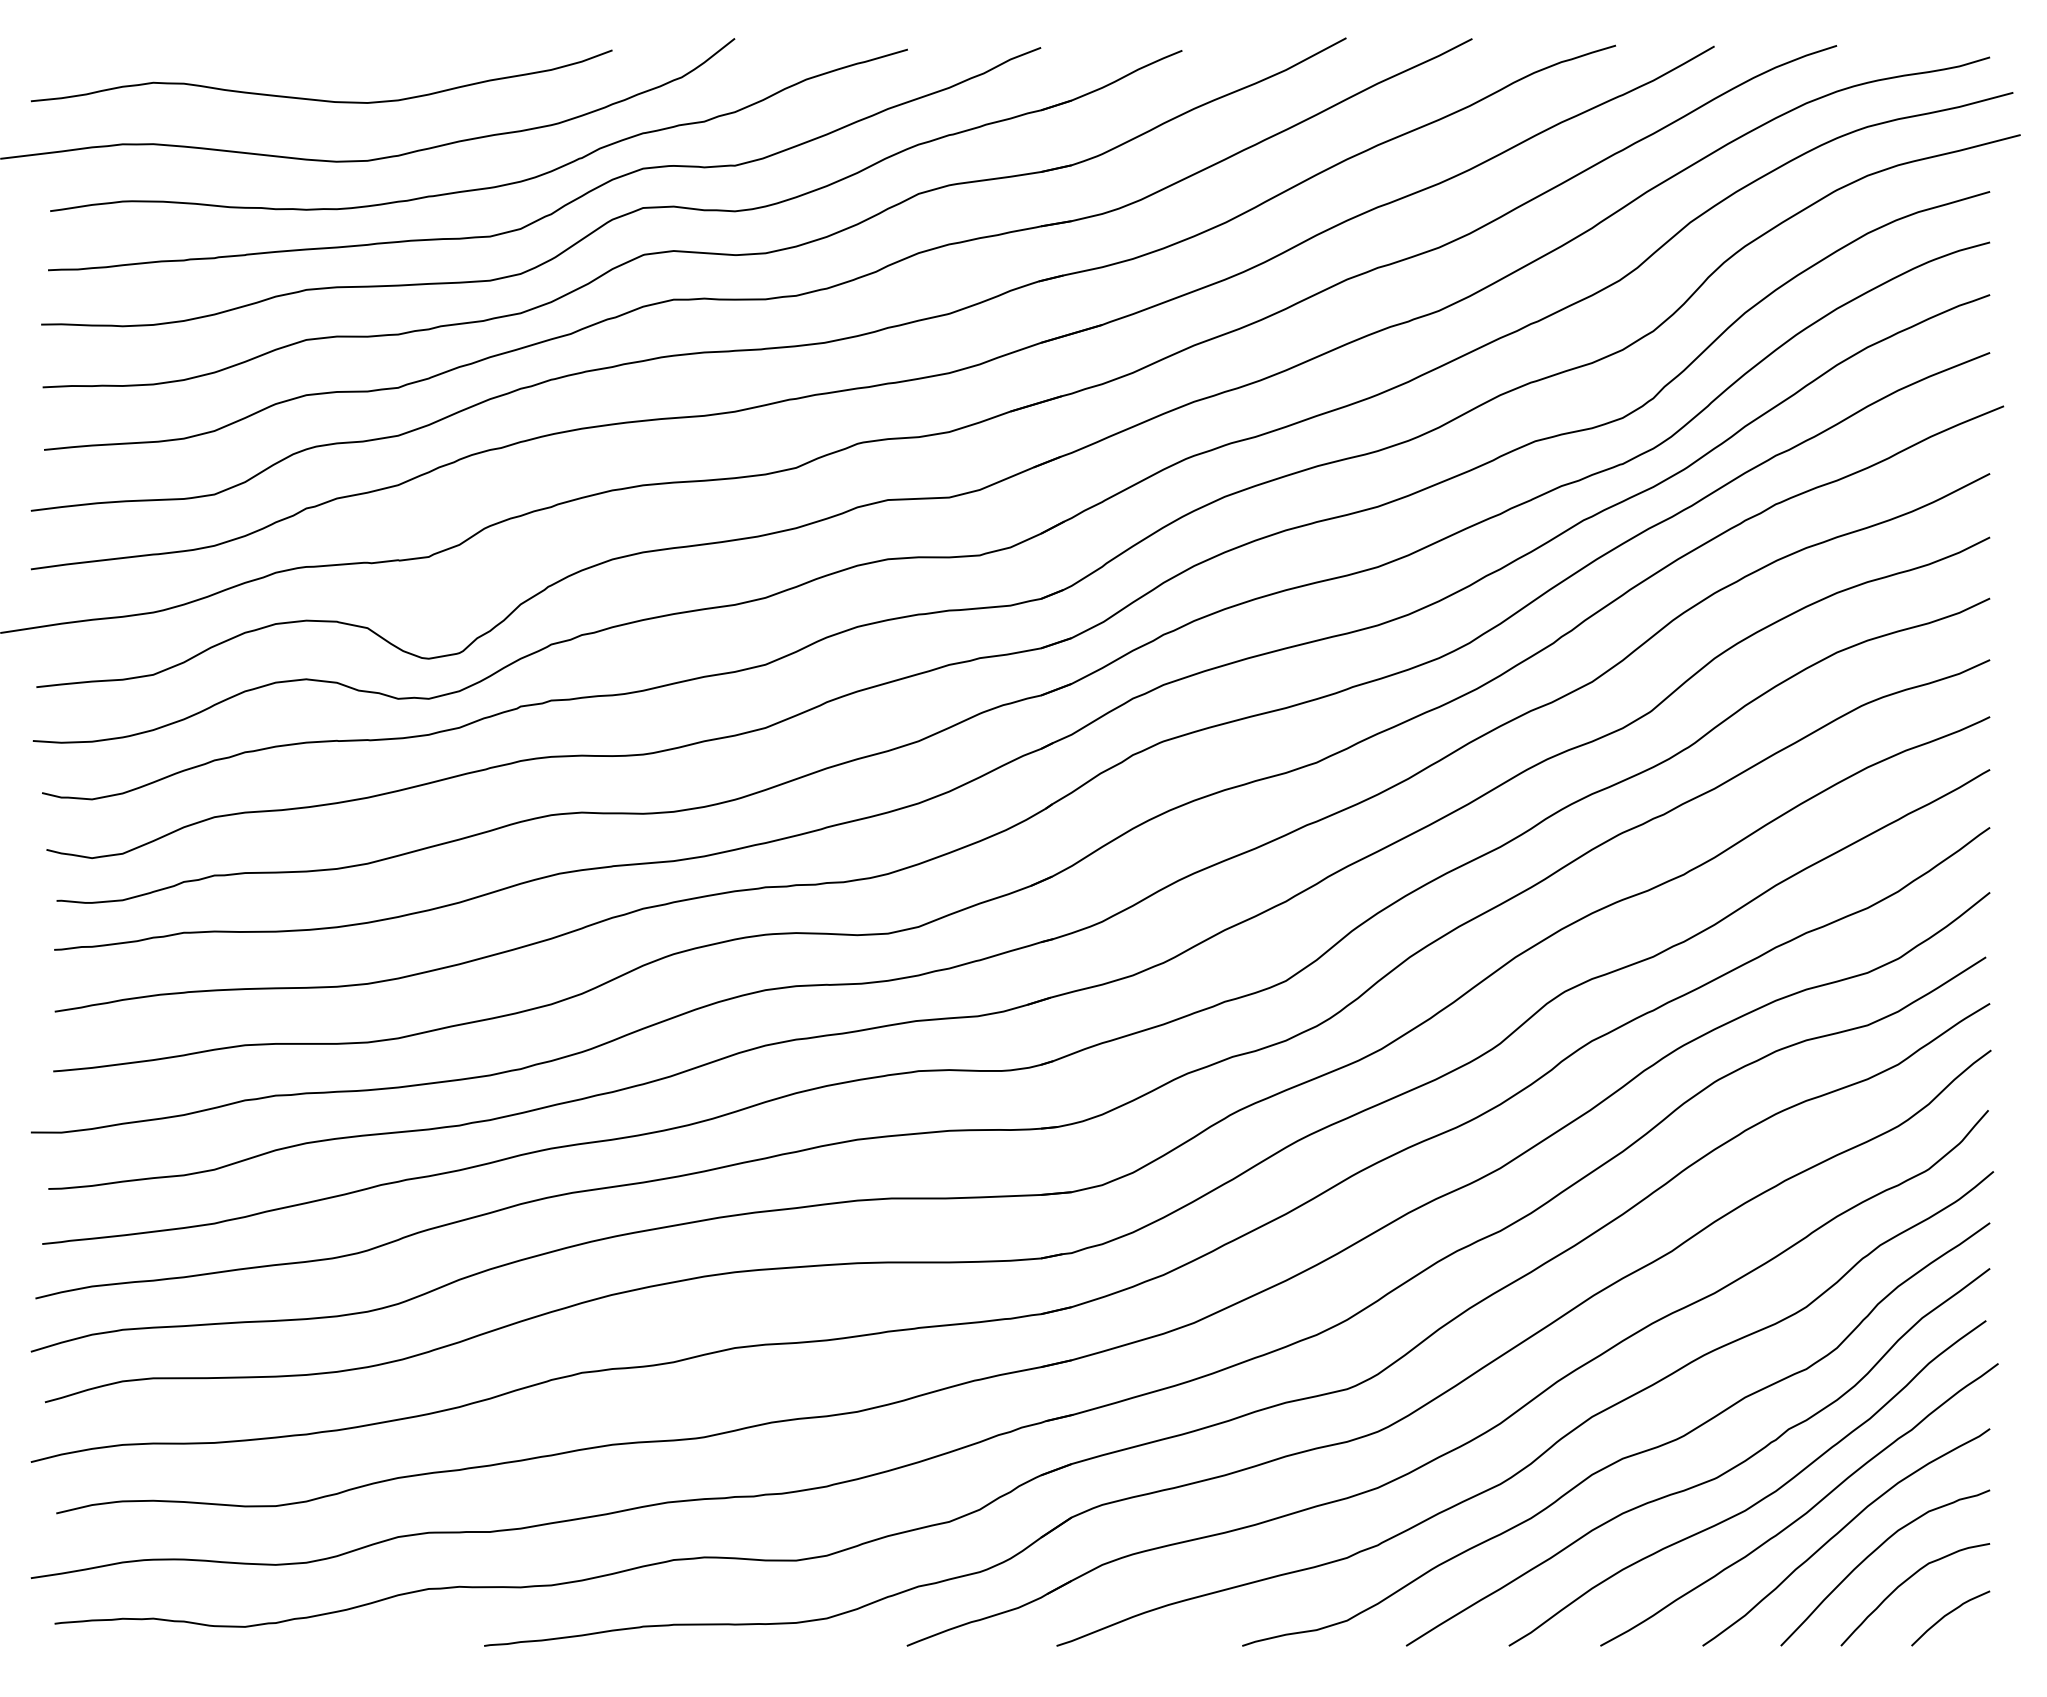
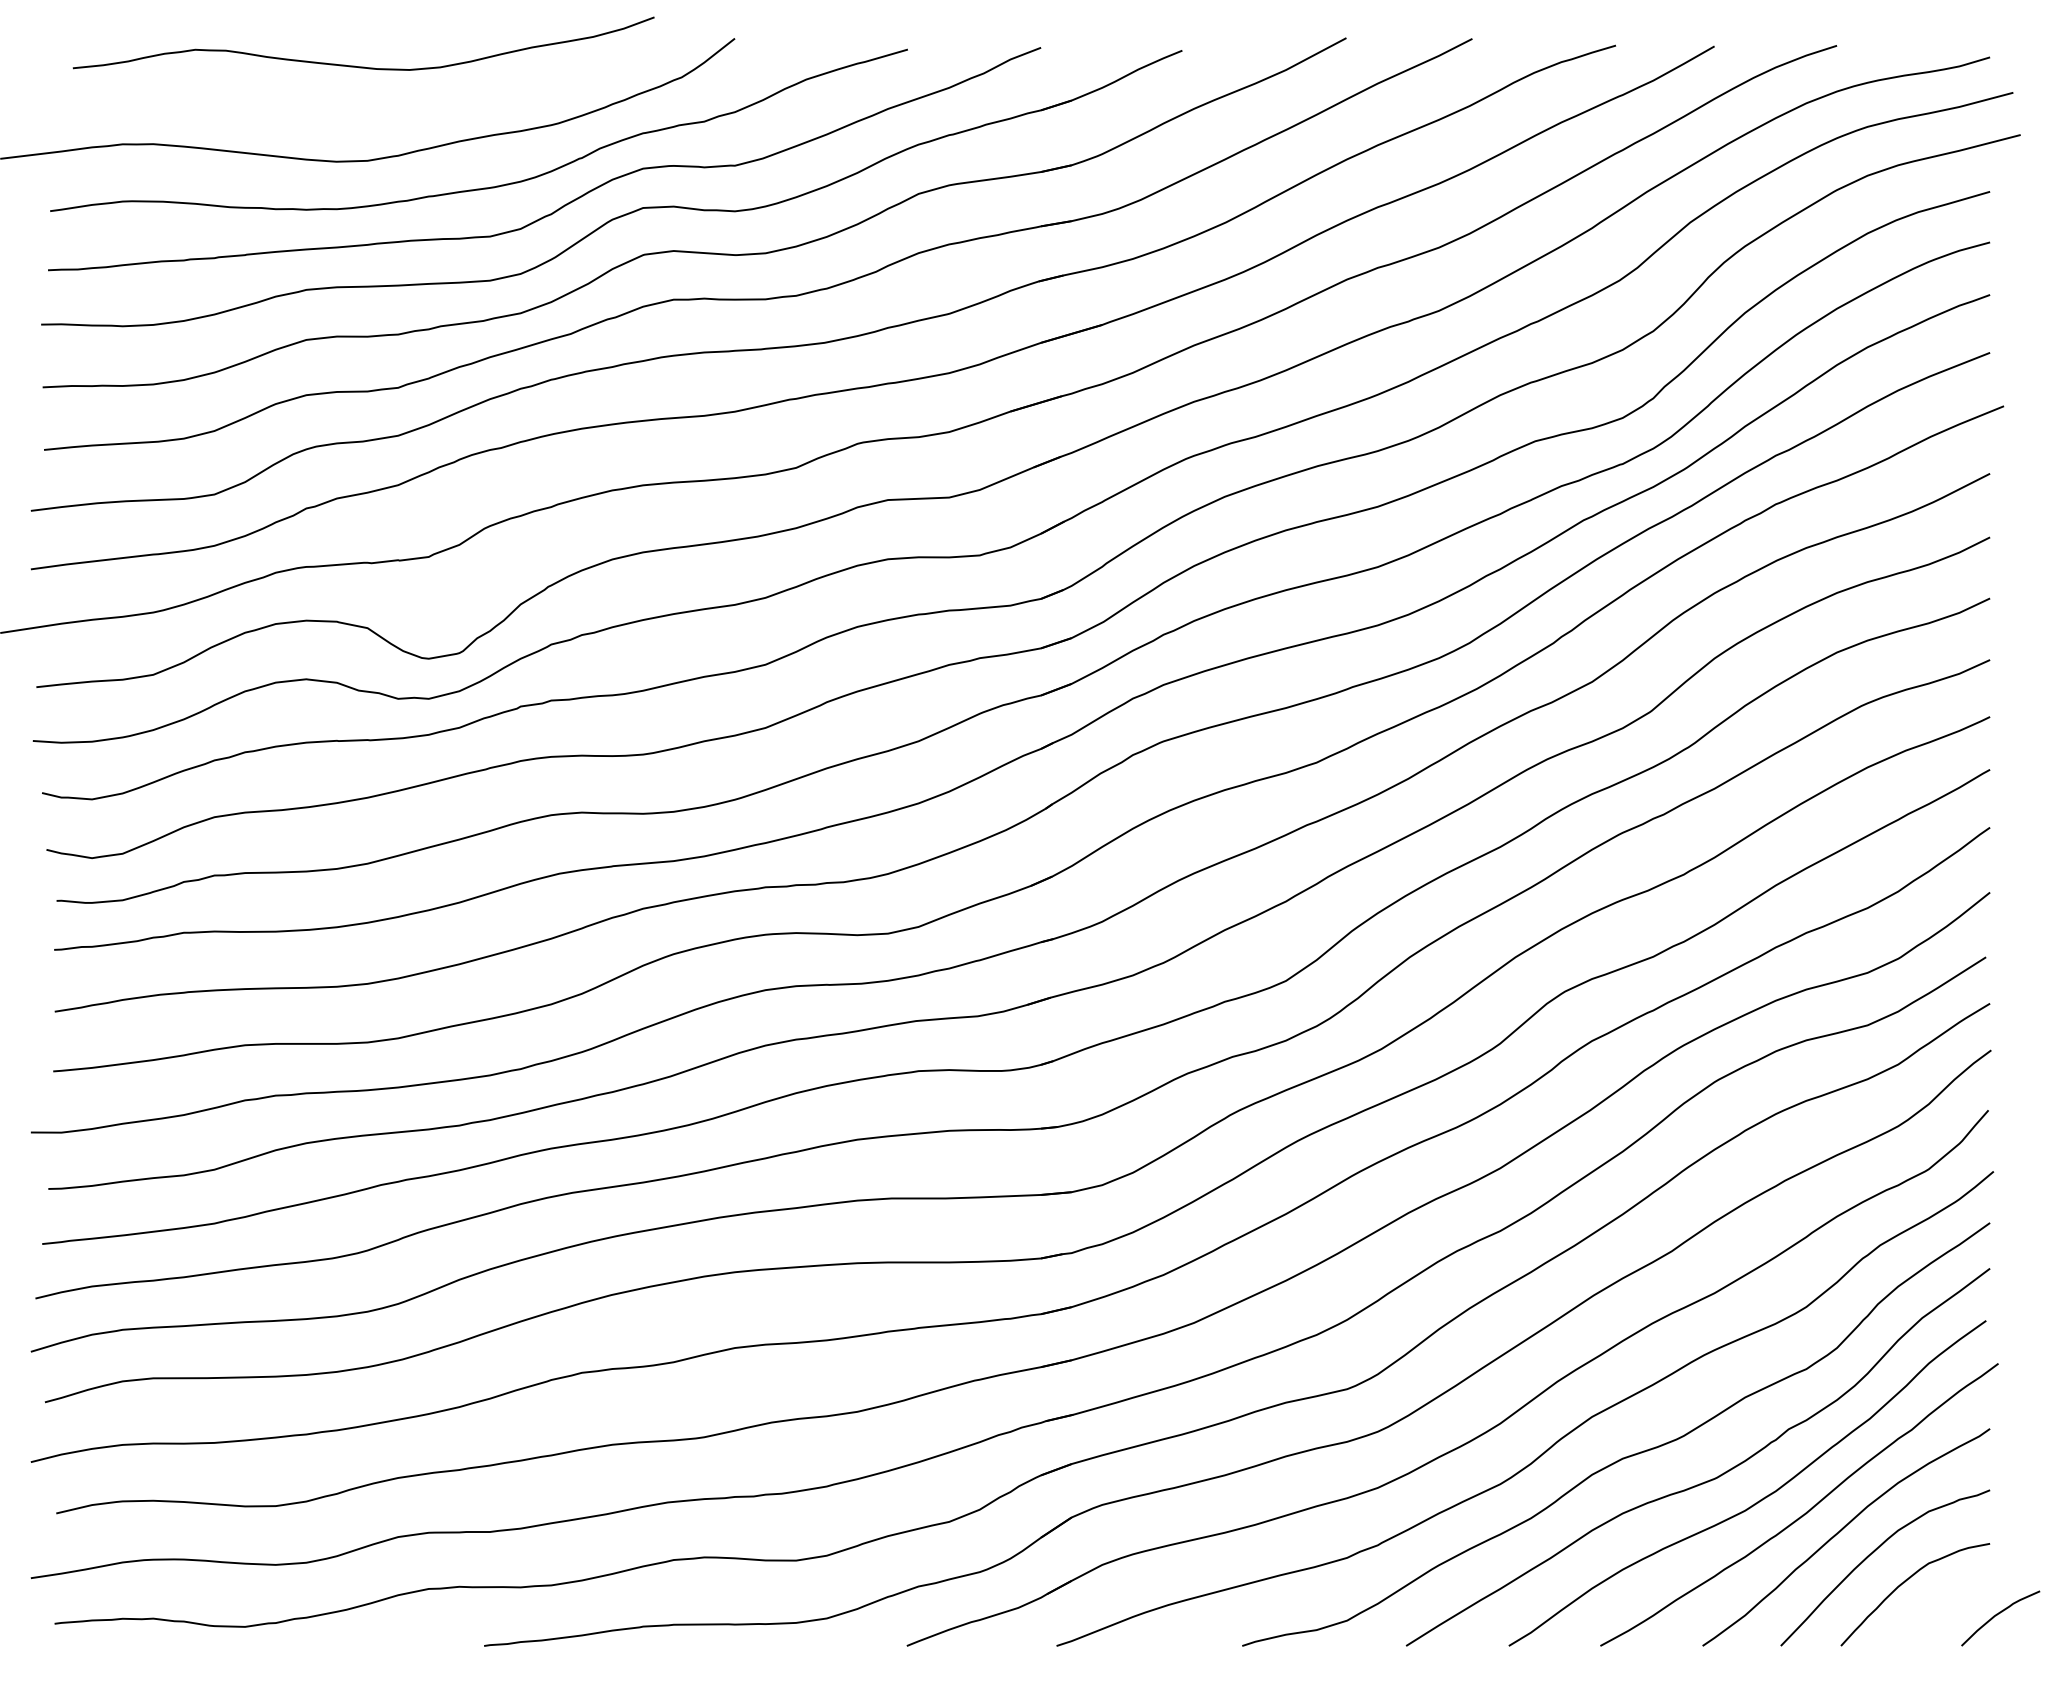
curve position: (321, 99) -> (363, 66) (363, 66)
curve position: (1949, 1614) -> (1999, 1614) (1999, 1614)
